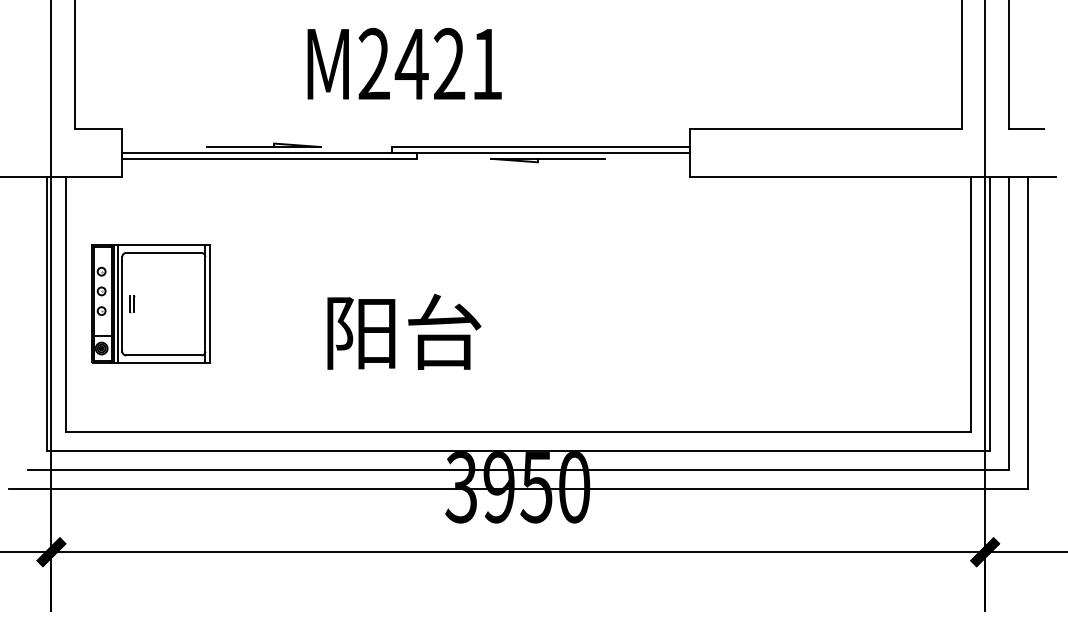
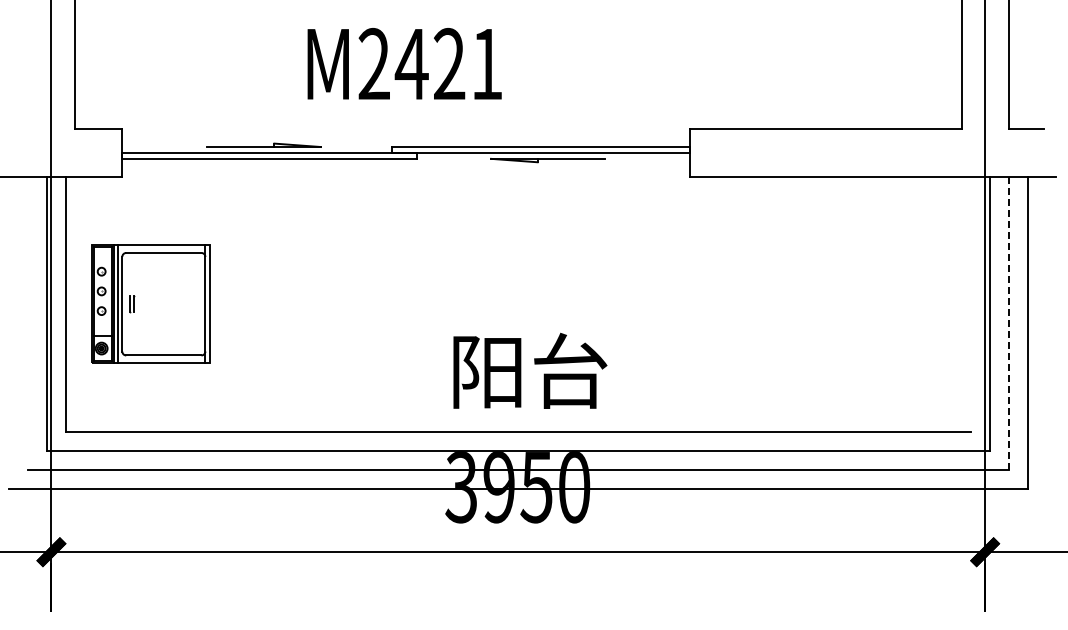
line: present -> none (970, 303)
line: solid -> dashed (1008, 323)
text position: (404, 331) -> (530, 370) (530, 370)
